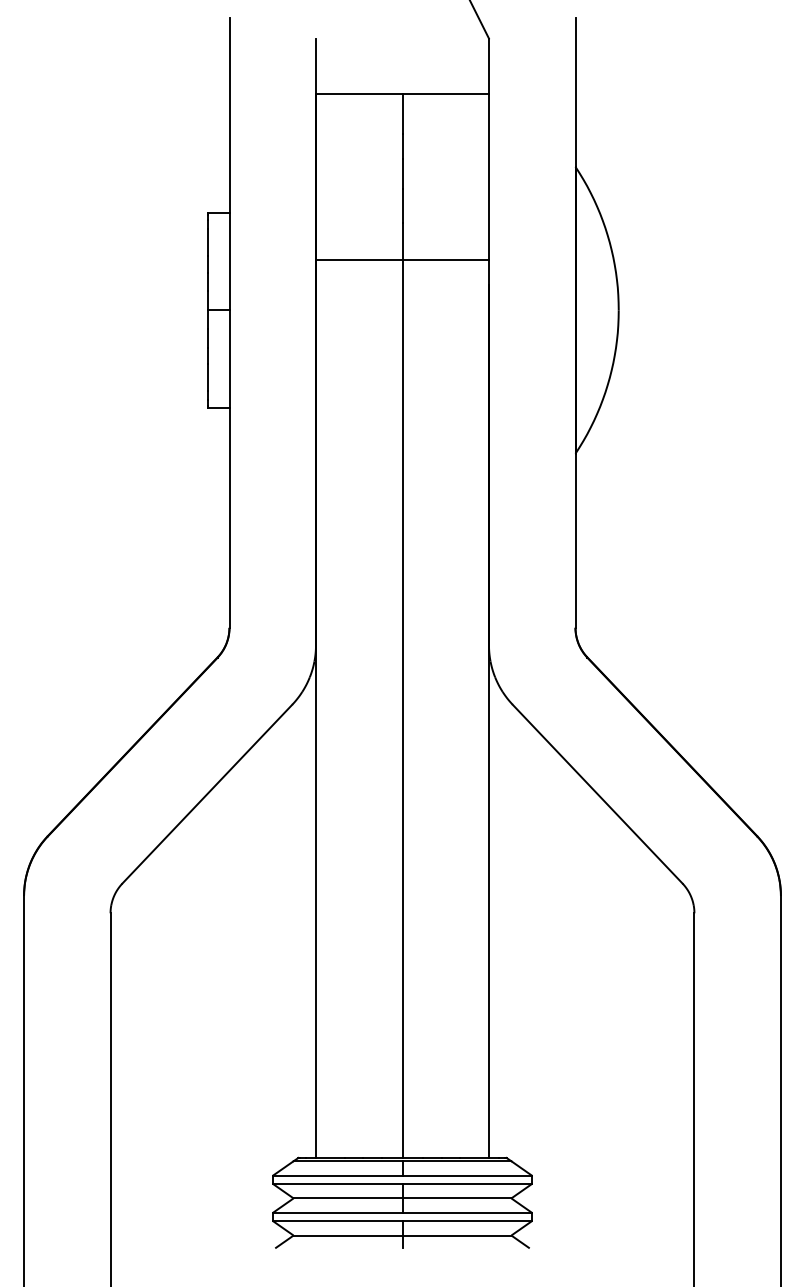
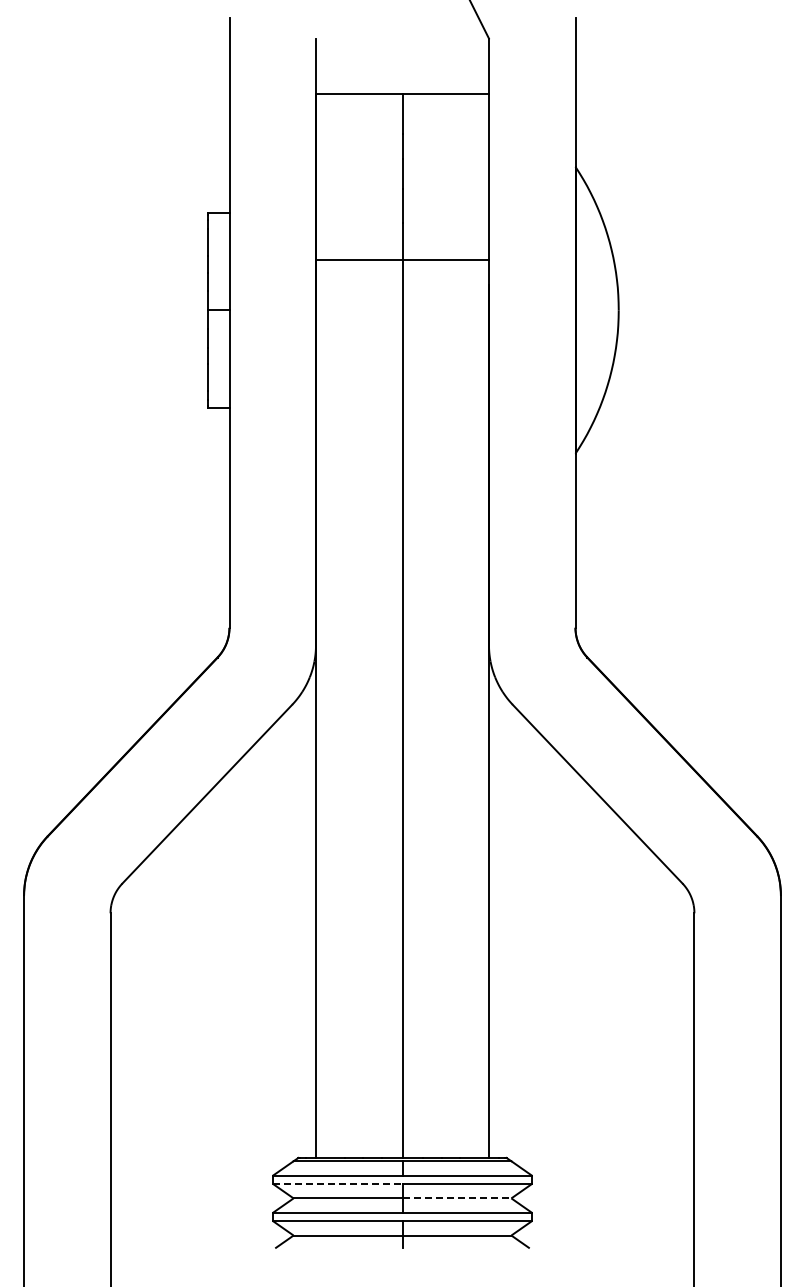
line: solid -> dashed (337, 1183)
line: solid -> dashed (457, 1198)
